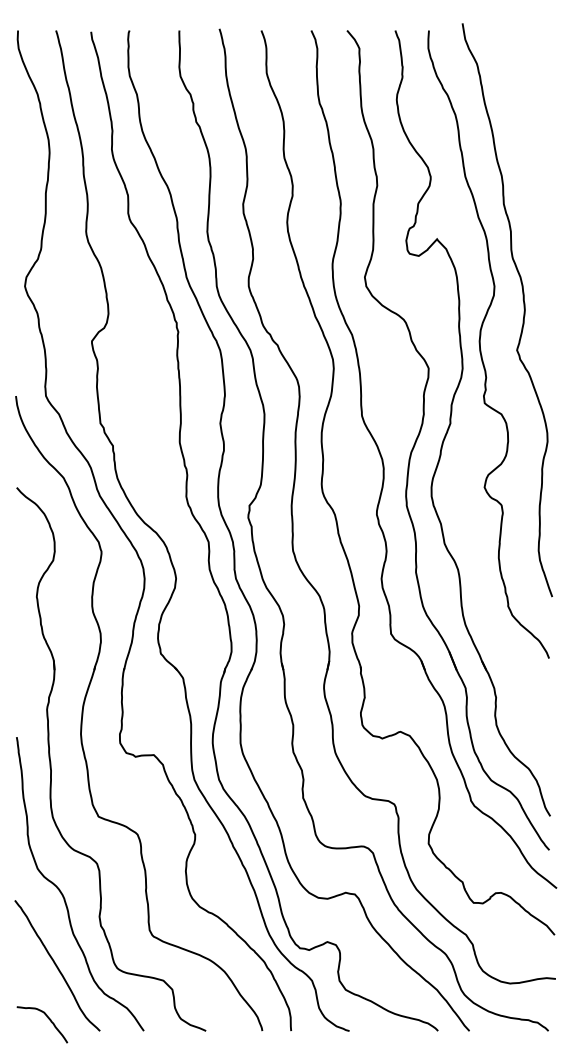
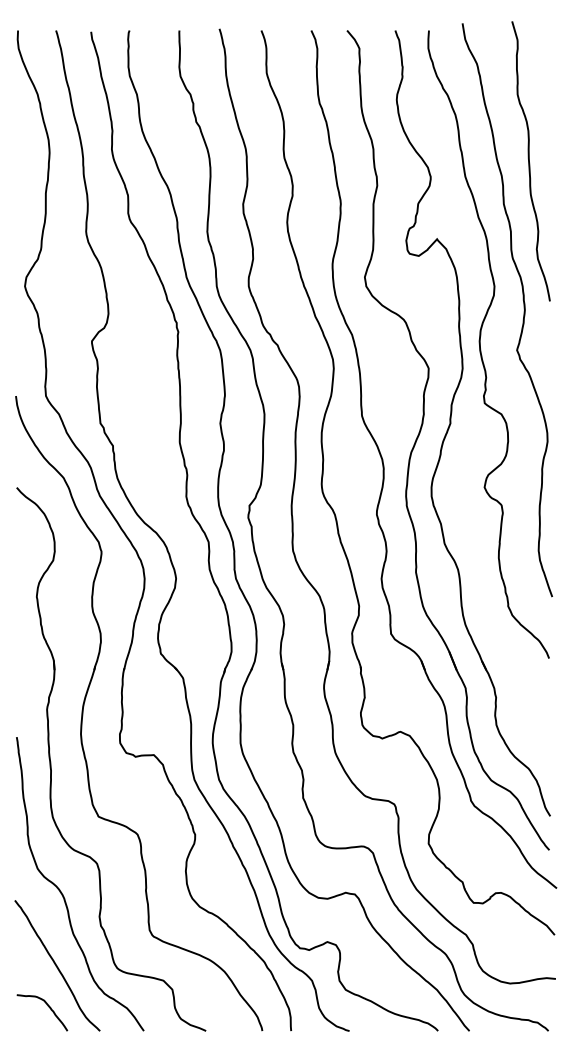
curve: none -> present (529, 161)
curve position: (47, 1018) -> (47, 1006) (47, 1006)
